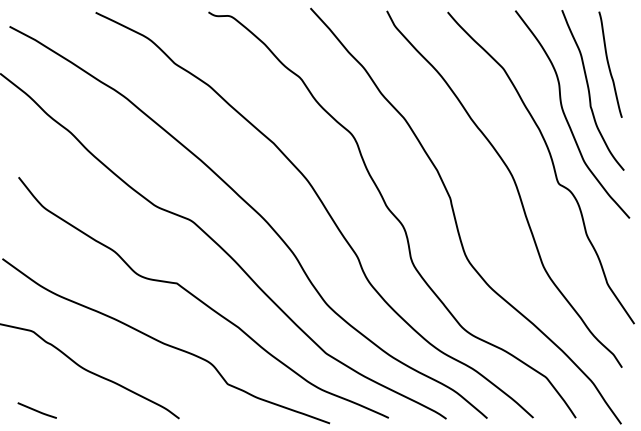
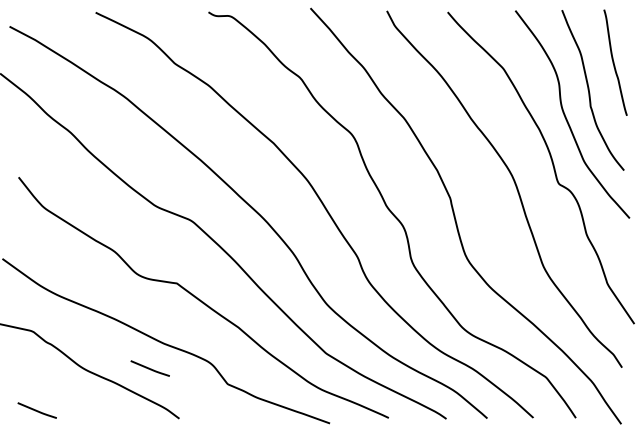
curve position: (609, 64) -> (614, 62) (614, 62)
line: none -> present (149, 368)
